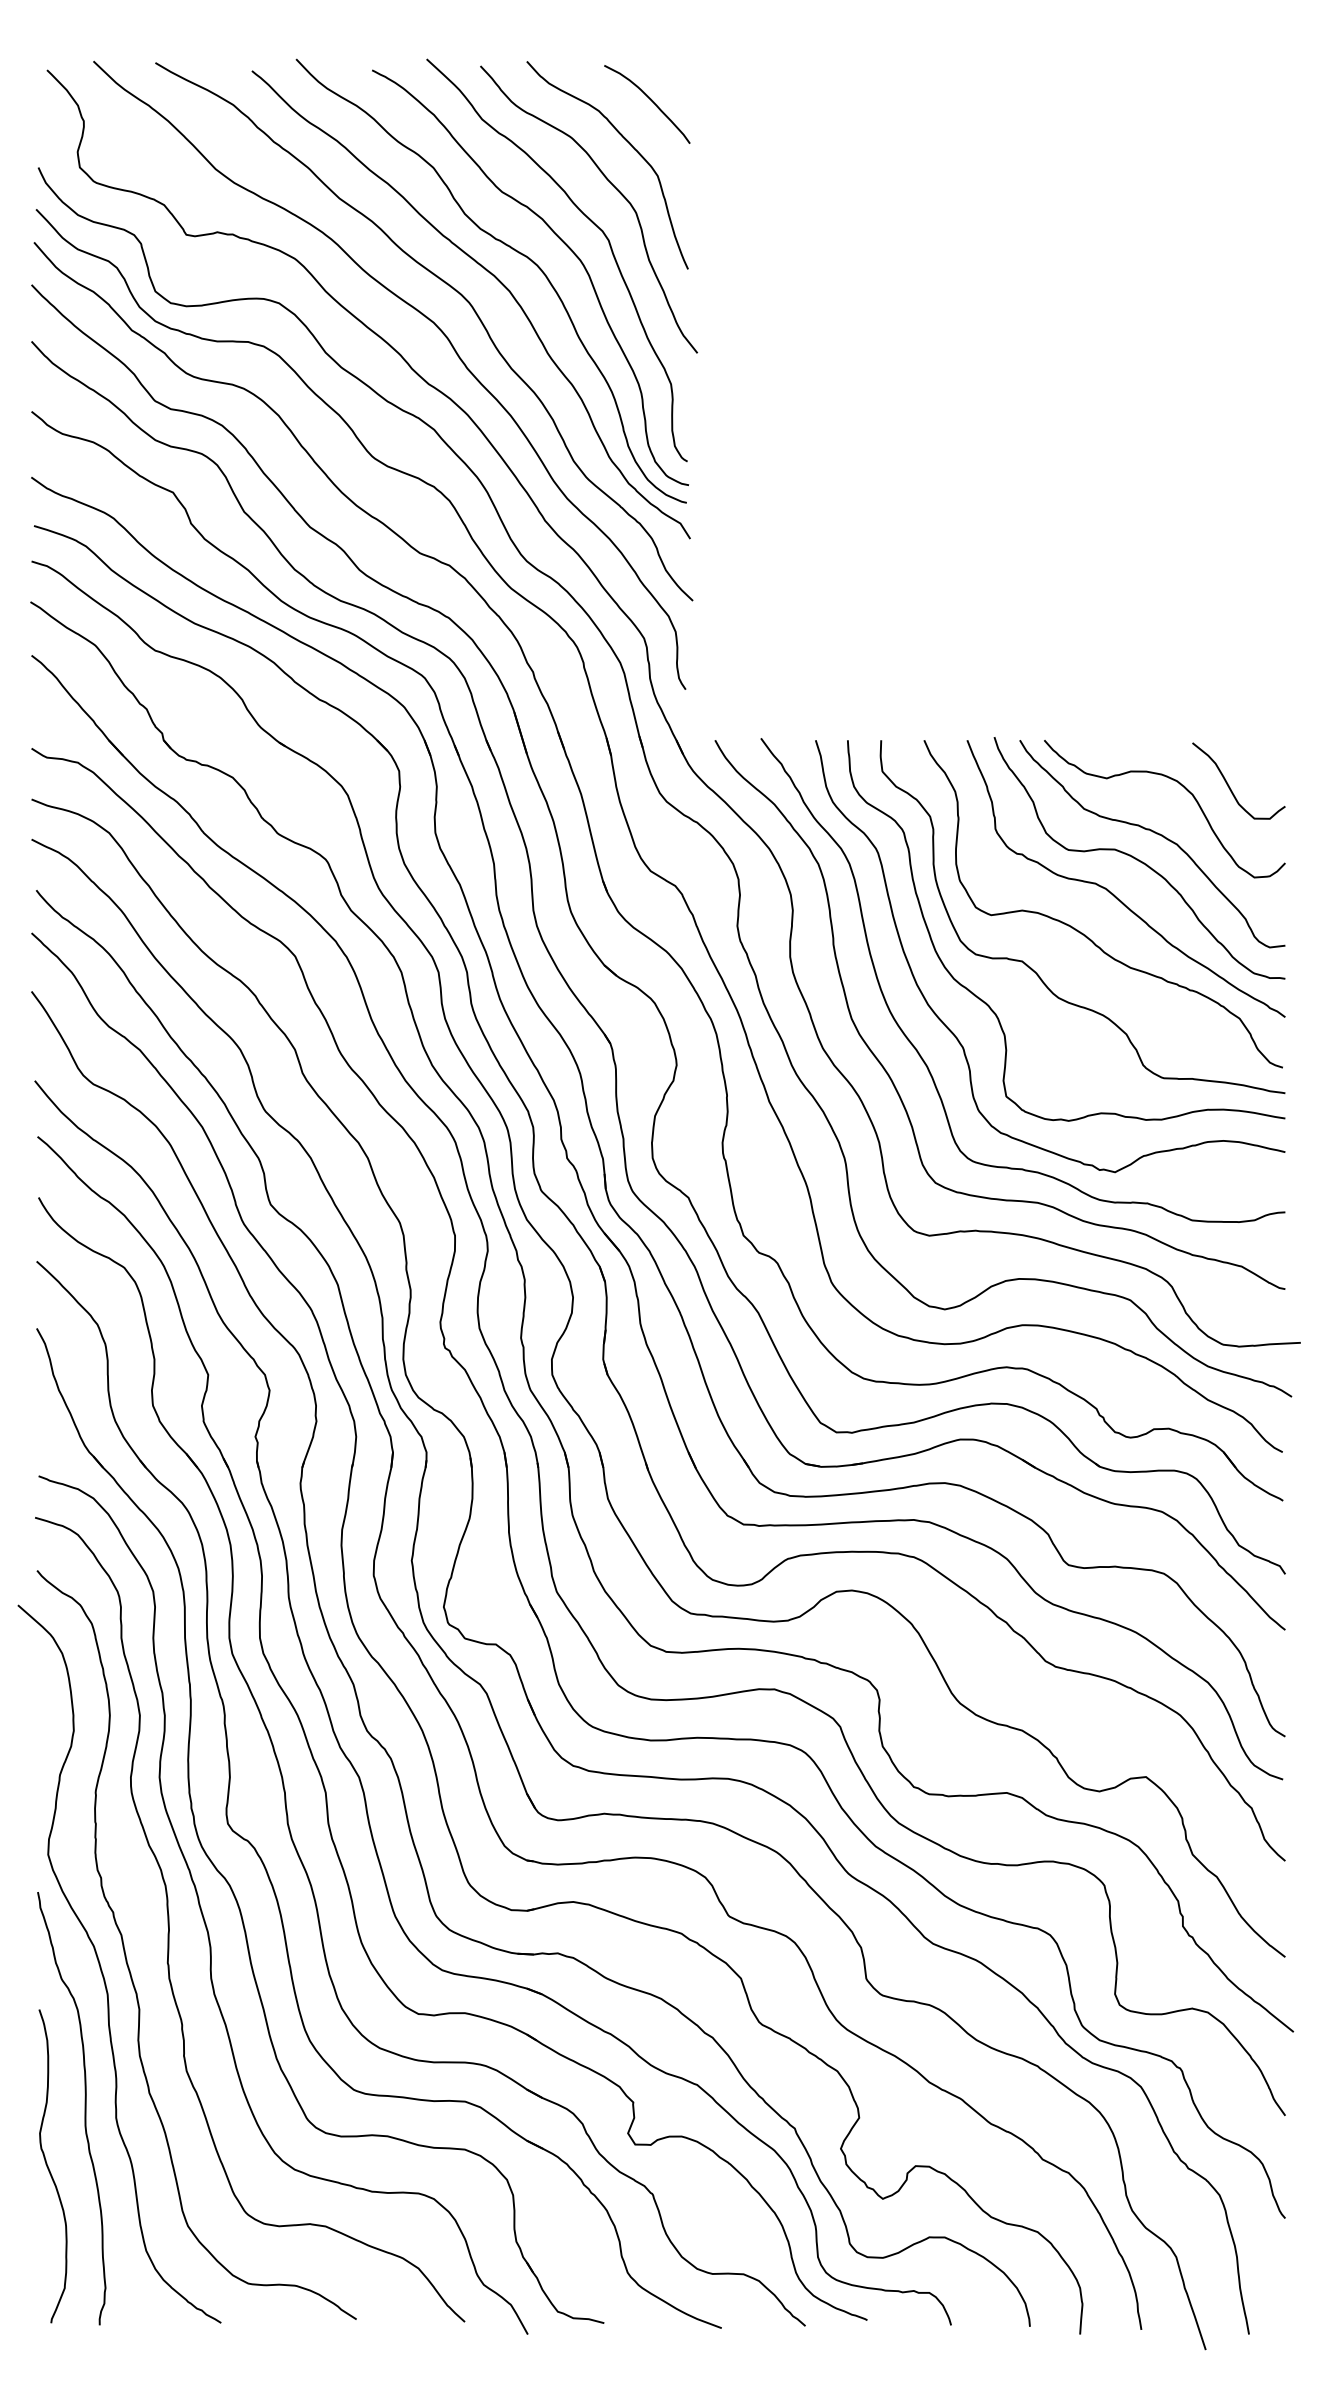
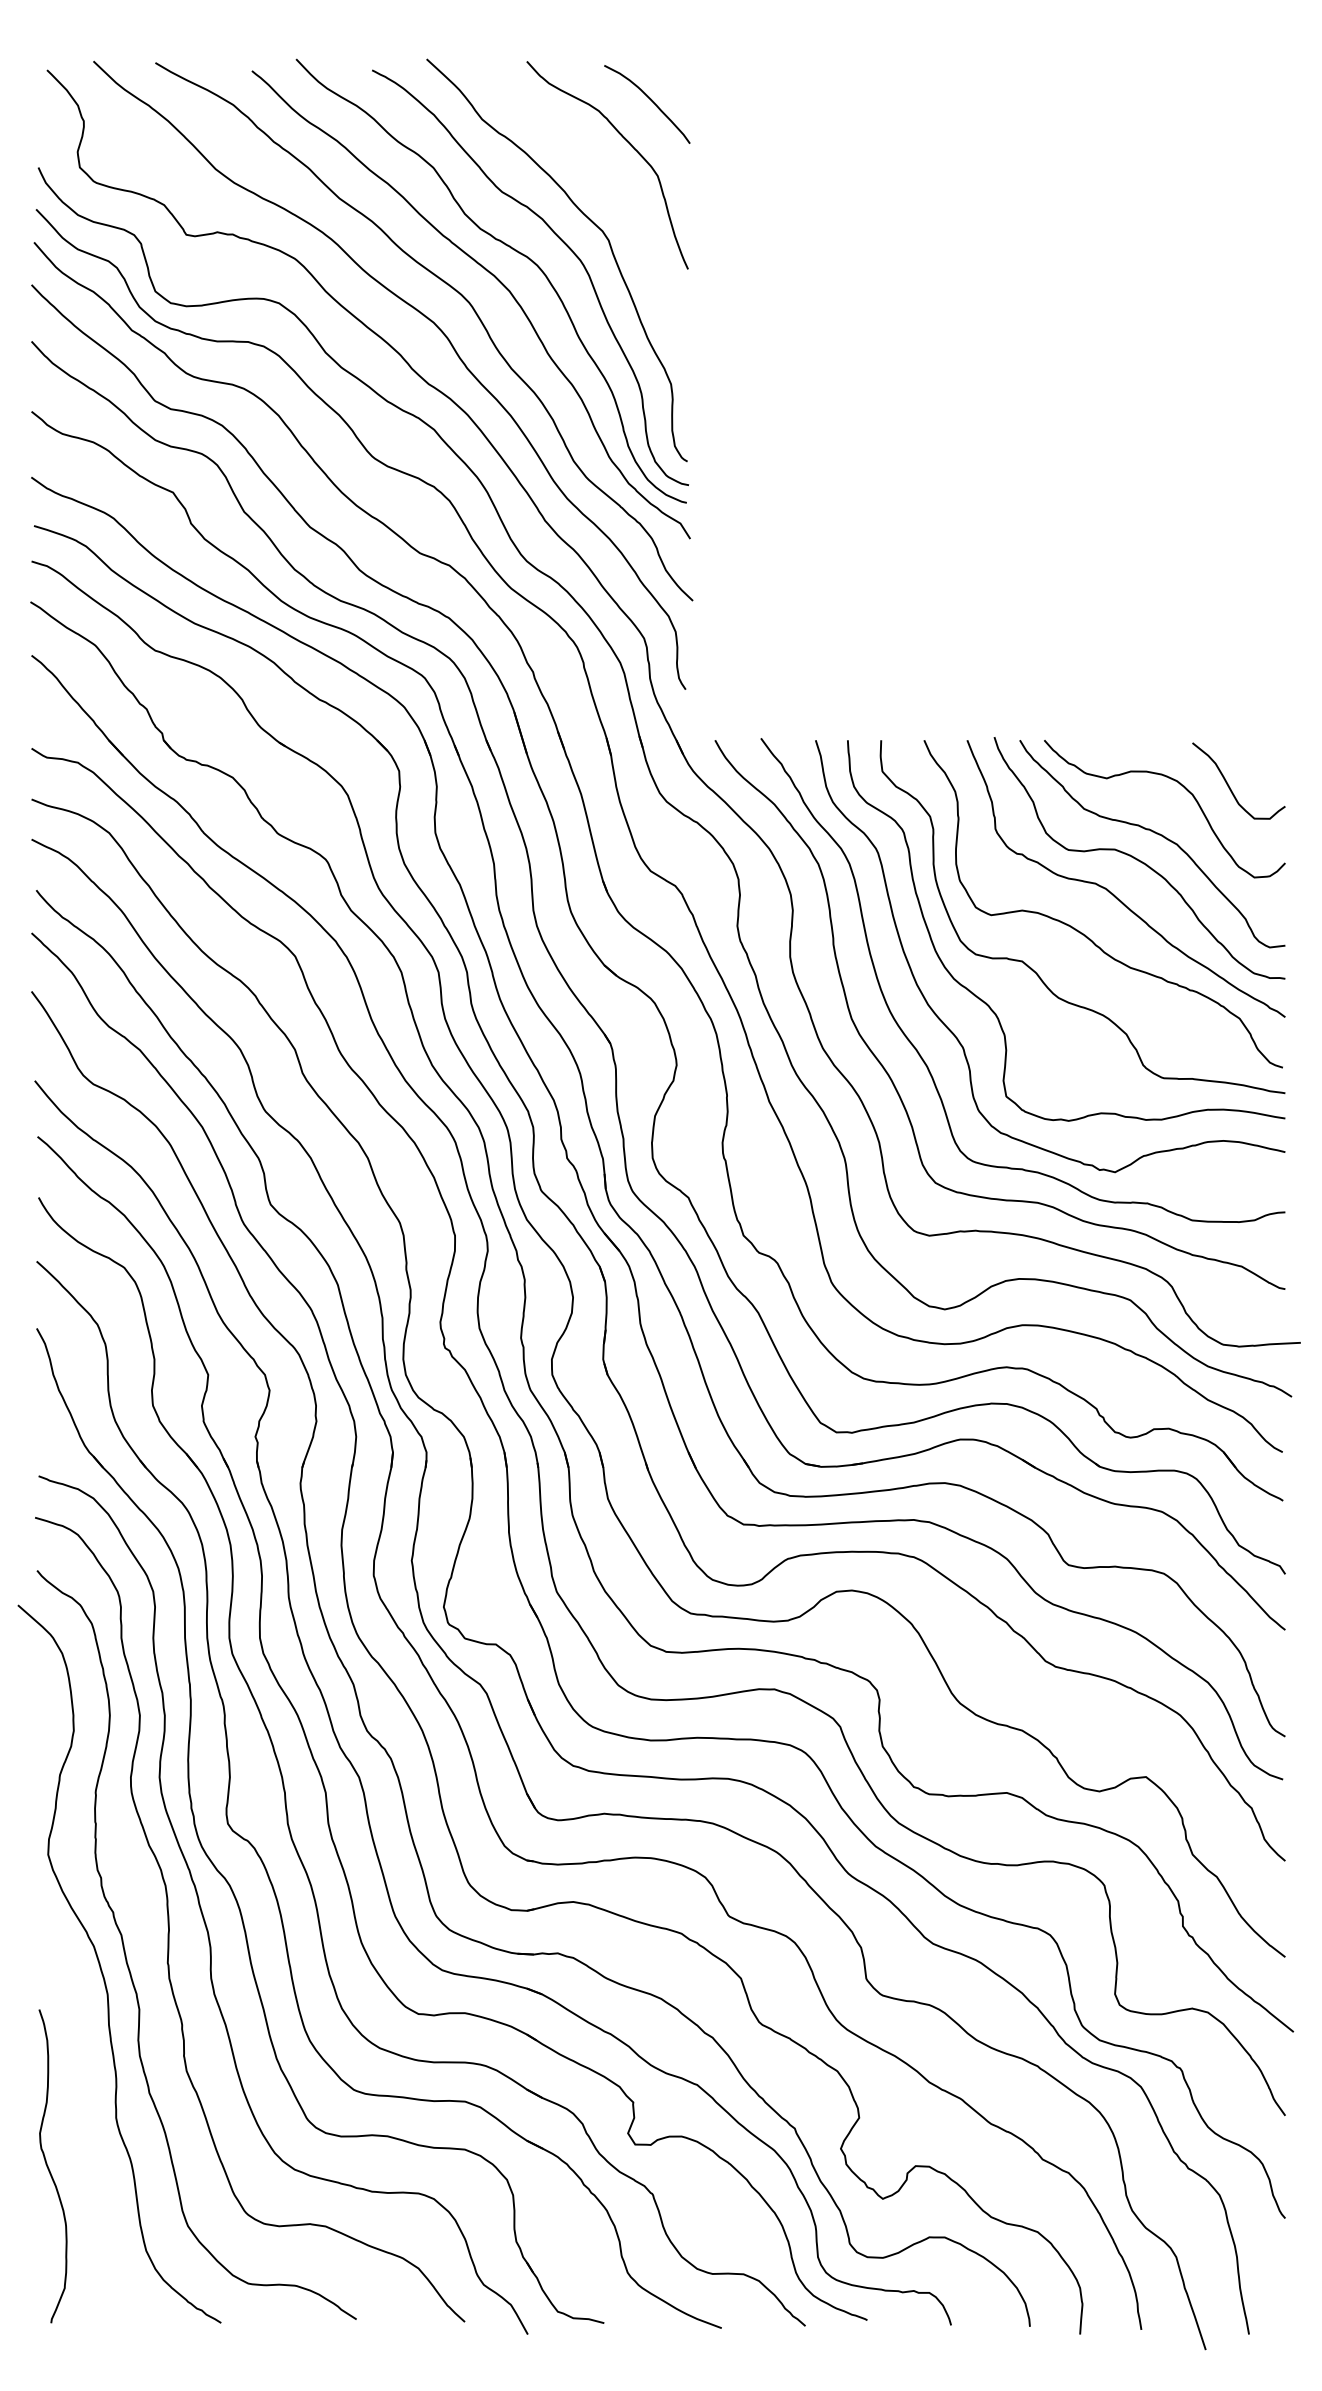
curve: present -> none (615, 189)
curve: present -> none (84, 2108)
